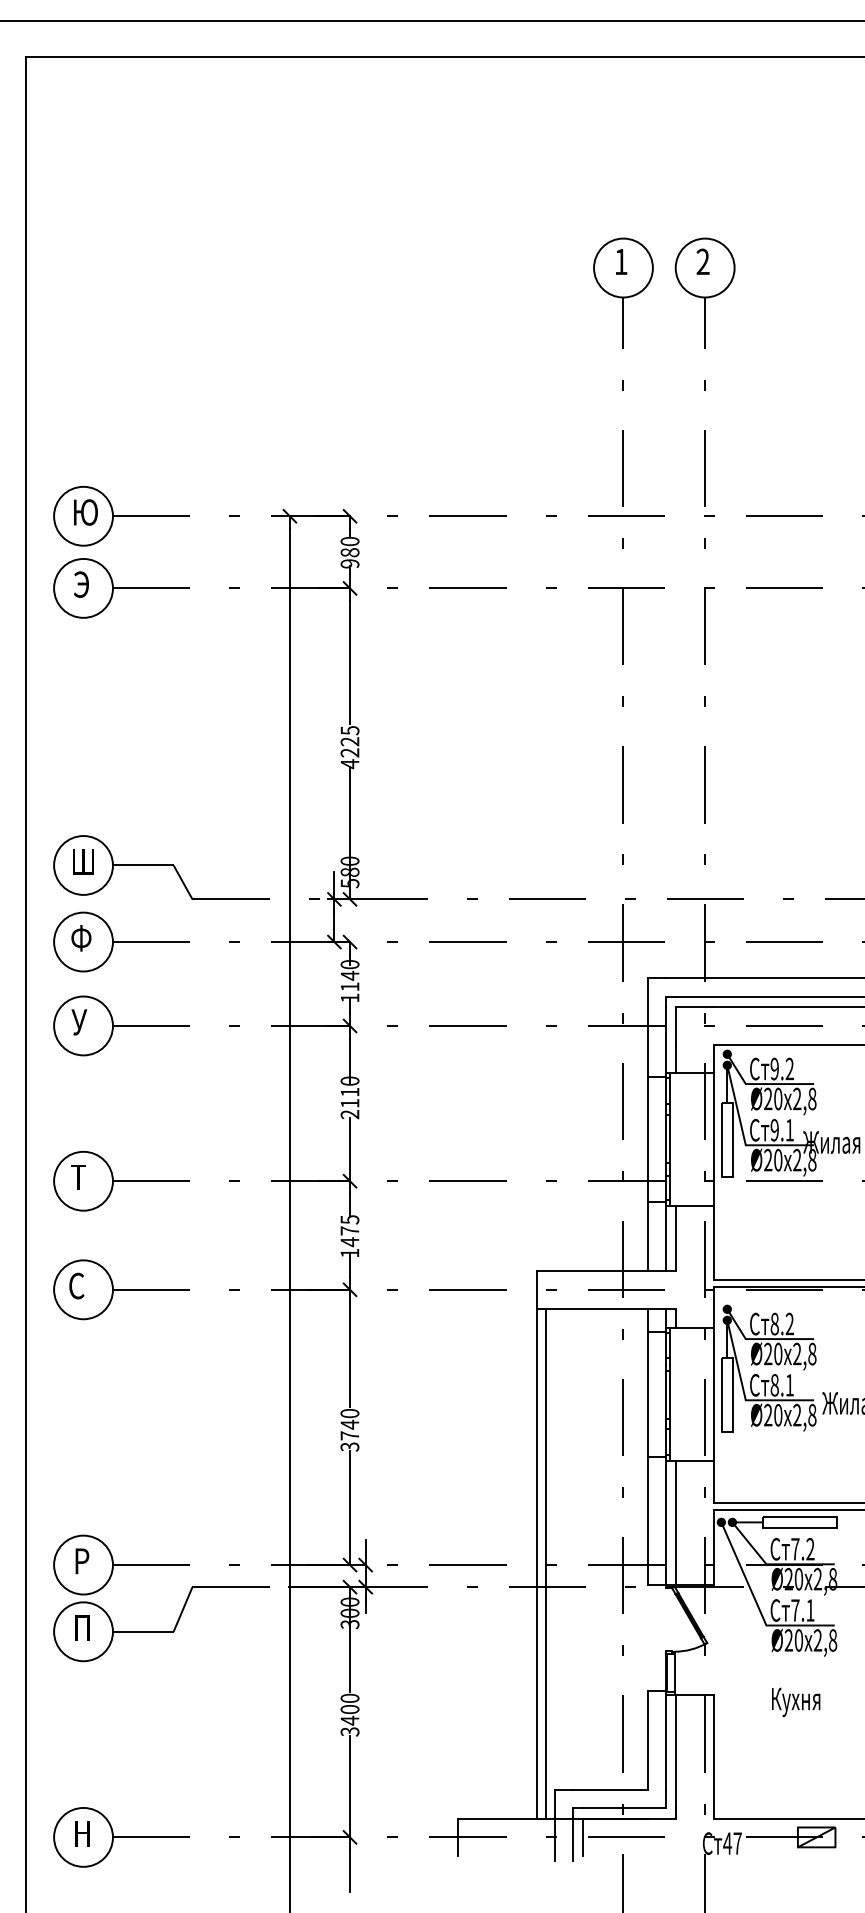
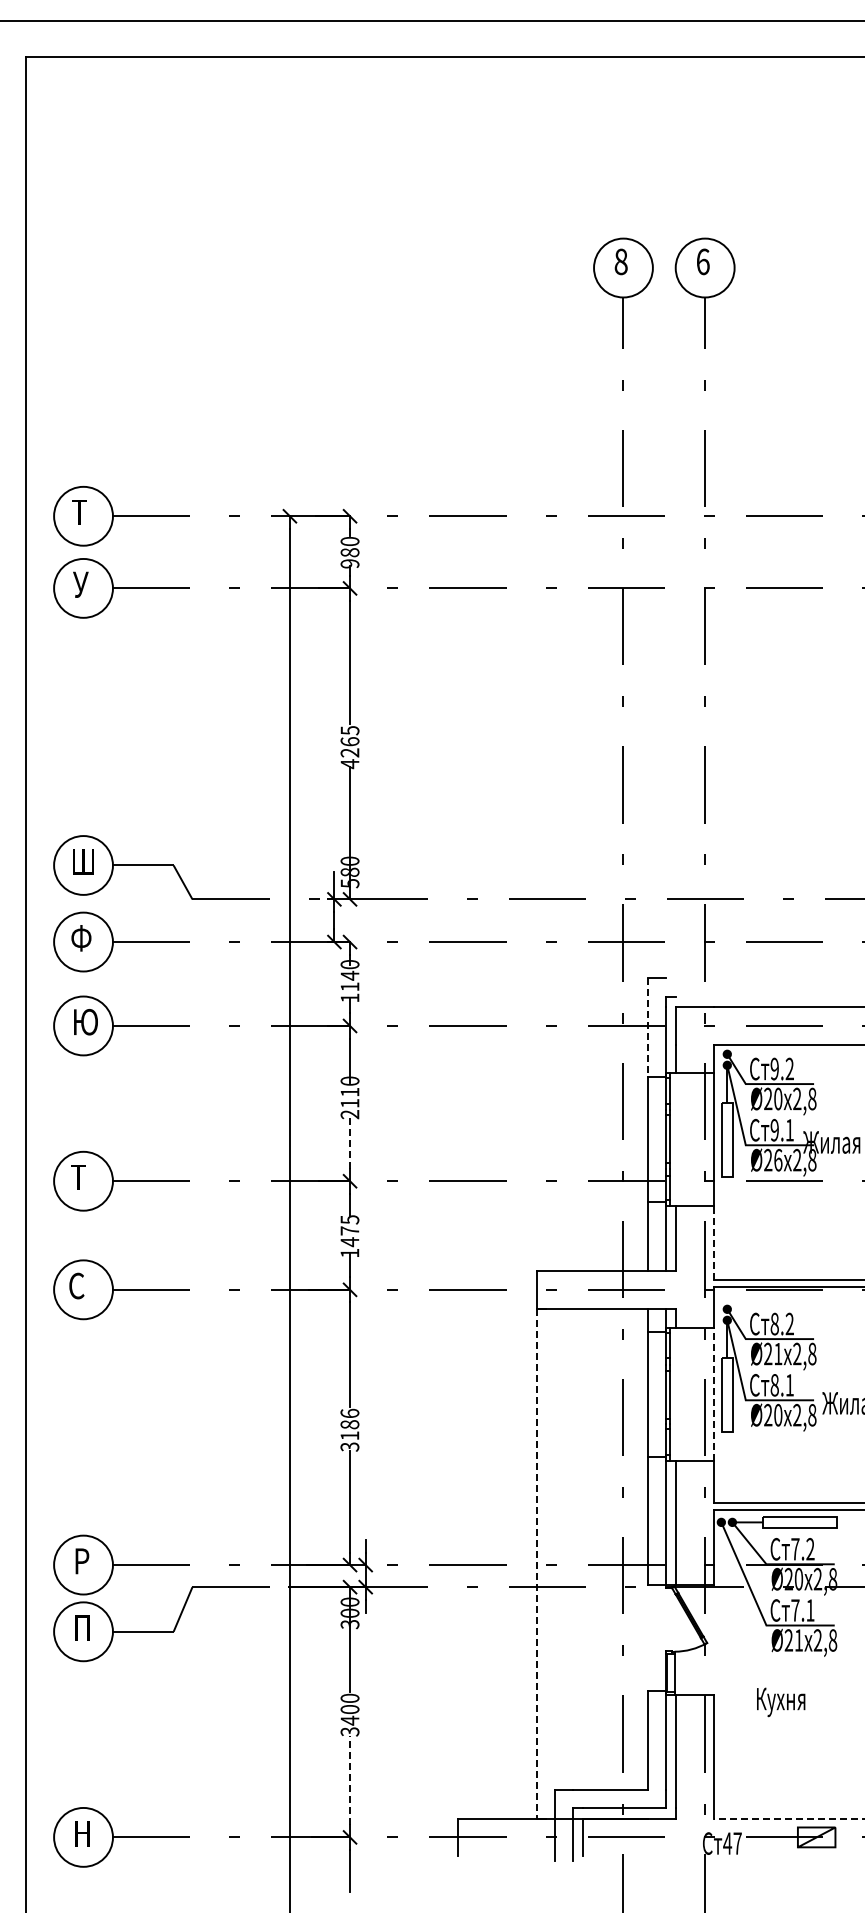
text: 1 -> 8 (620, 261)
text: 2 -> 6 (702, 261)
text: Ю -> Т (84, 512)
text: Э -> У (80, 584)
text: 4225 -> 4265 (349, 741)
line: present -> none (763, 978)
line: present -> none (768, 996)
text: У -> Ю (84, 1021)
line: solid -> dashed (647, 1028)
line: solid -> dashed (350, 1143)
text: Ø20 -> Ø26 (778, 1159)
line: solid -> dashed (714, 1242)
text: Ø20 -> Ø21 (778, 1353)
line: solid -> dashed (714, 1394)
text: 3740 -> 3186 (349, 1424)
line: present -> none (546, 1563)
line: solid -> dashed (537, 1564)
text: Ø20 -> Ø21 (798, 1640)
text position: (796, 1702) -> (781, 1702) (781, 1702)
line: solid -> dashed (350, 1780)
line: solid -> dashed (788, 1818)
